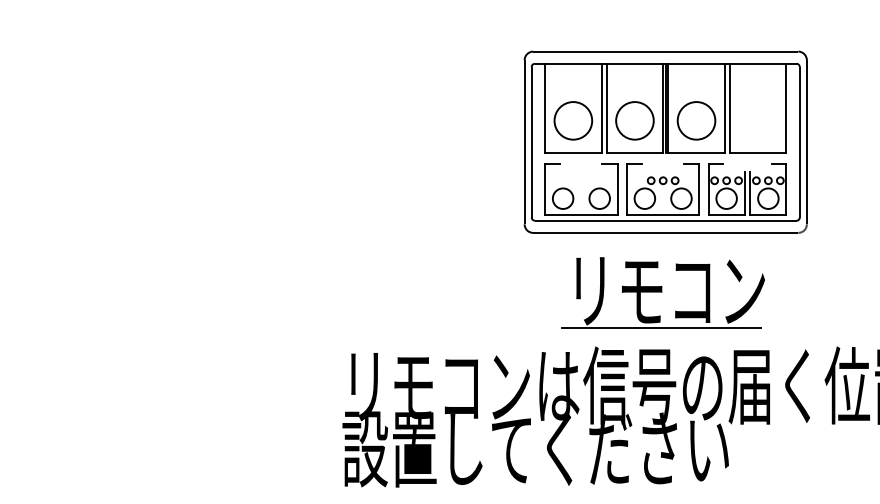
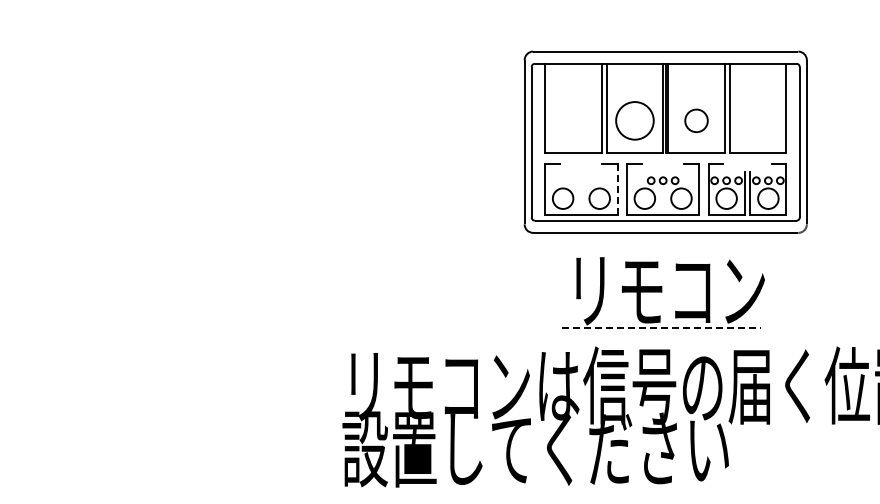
circle: present -> none (573, 120)
circle diameter: 38 px -> 23 px (696, 120)
line: solid -> dashed (617, 189)
line: solid -> dashed (661, 327)
